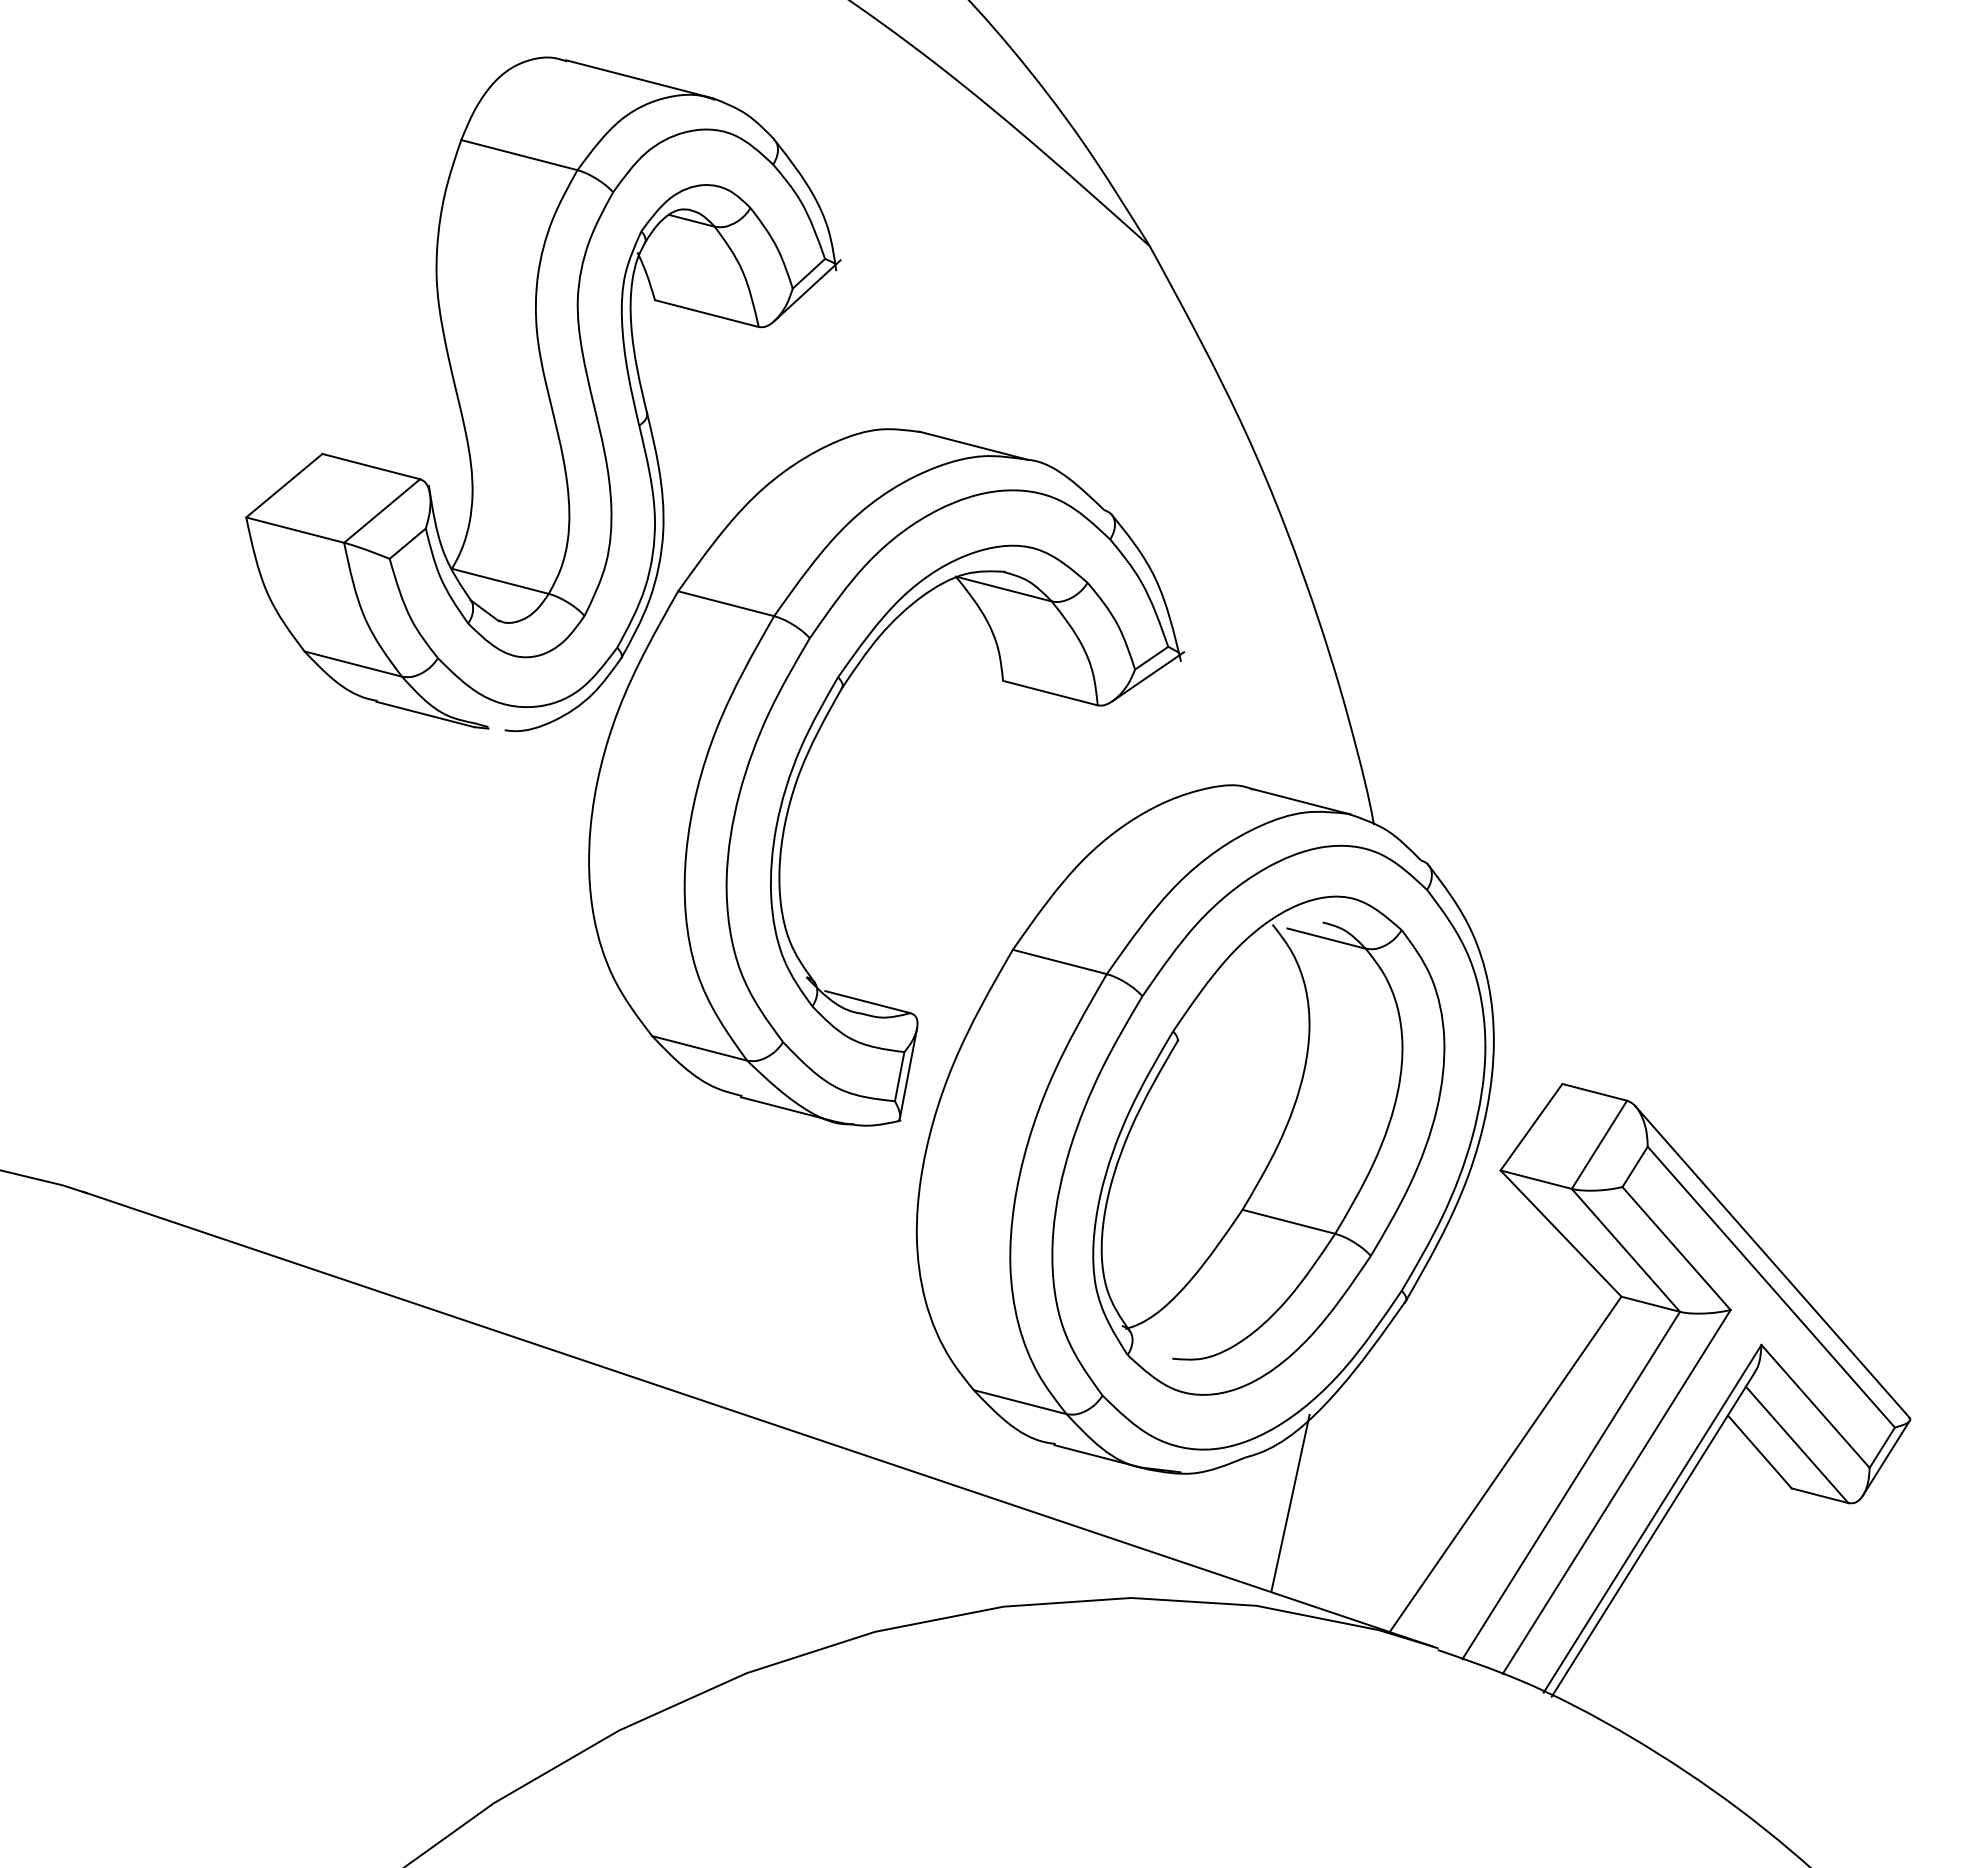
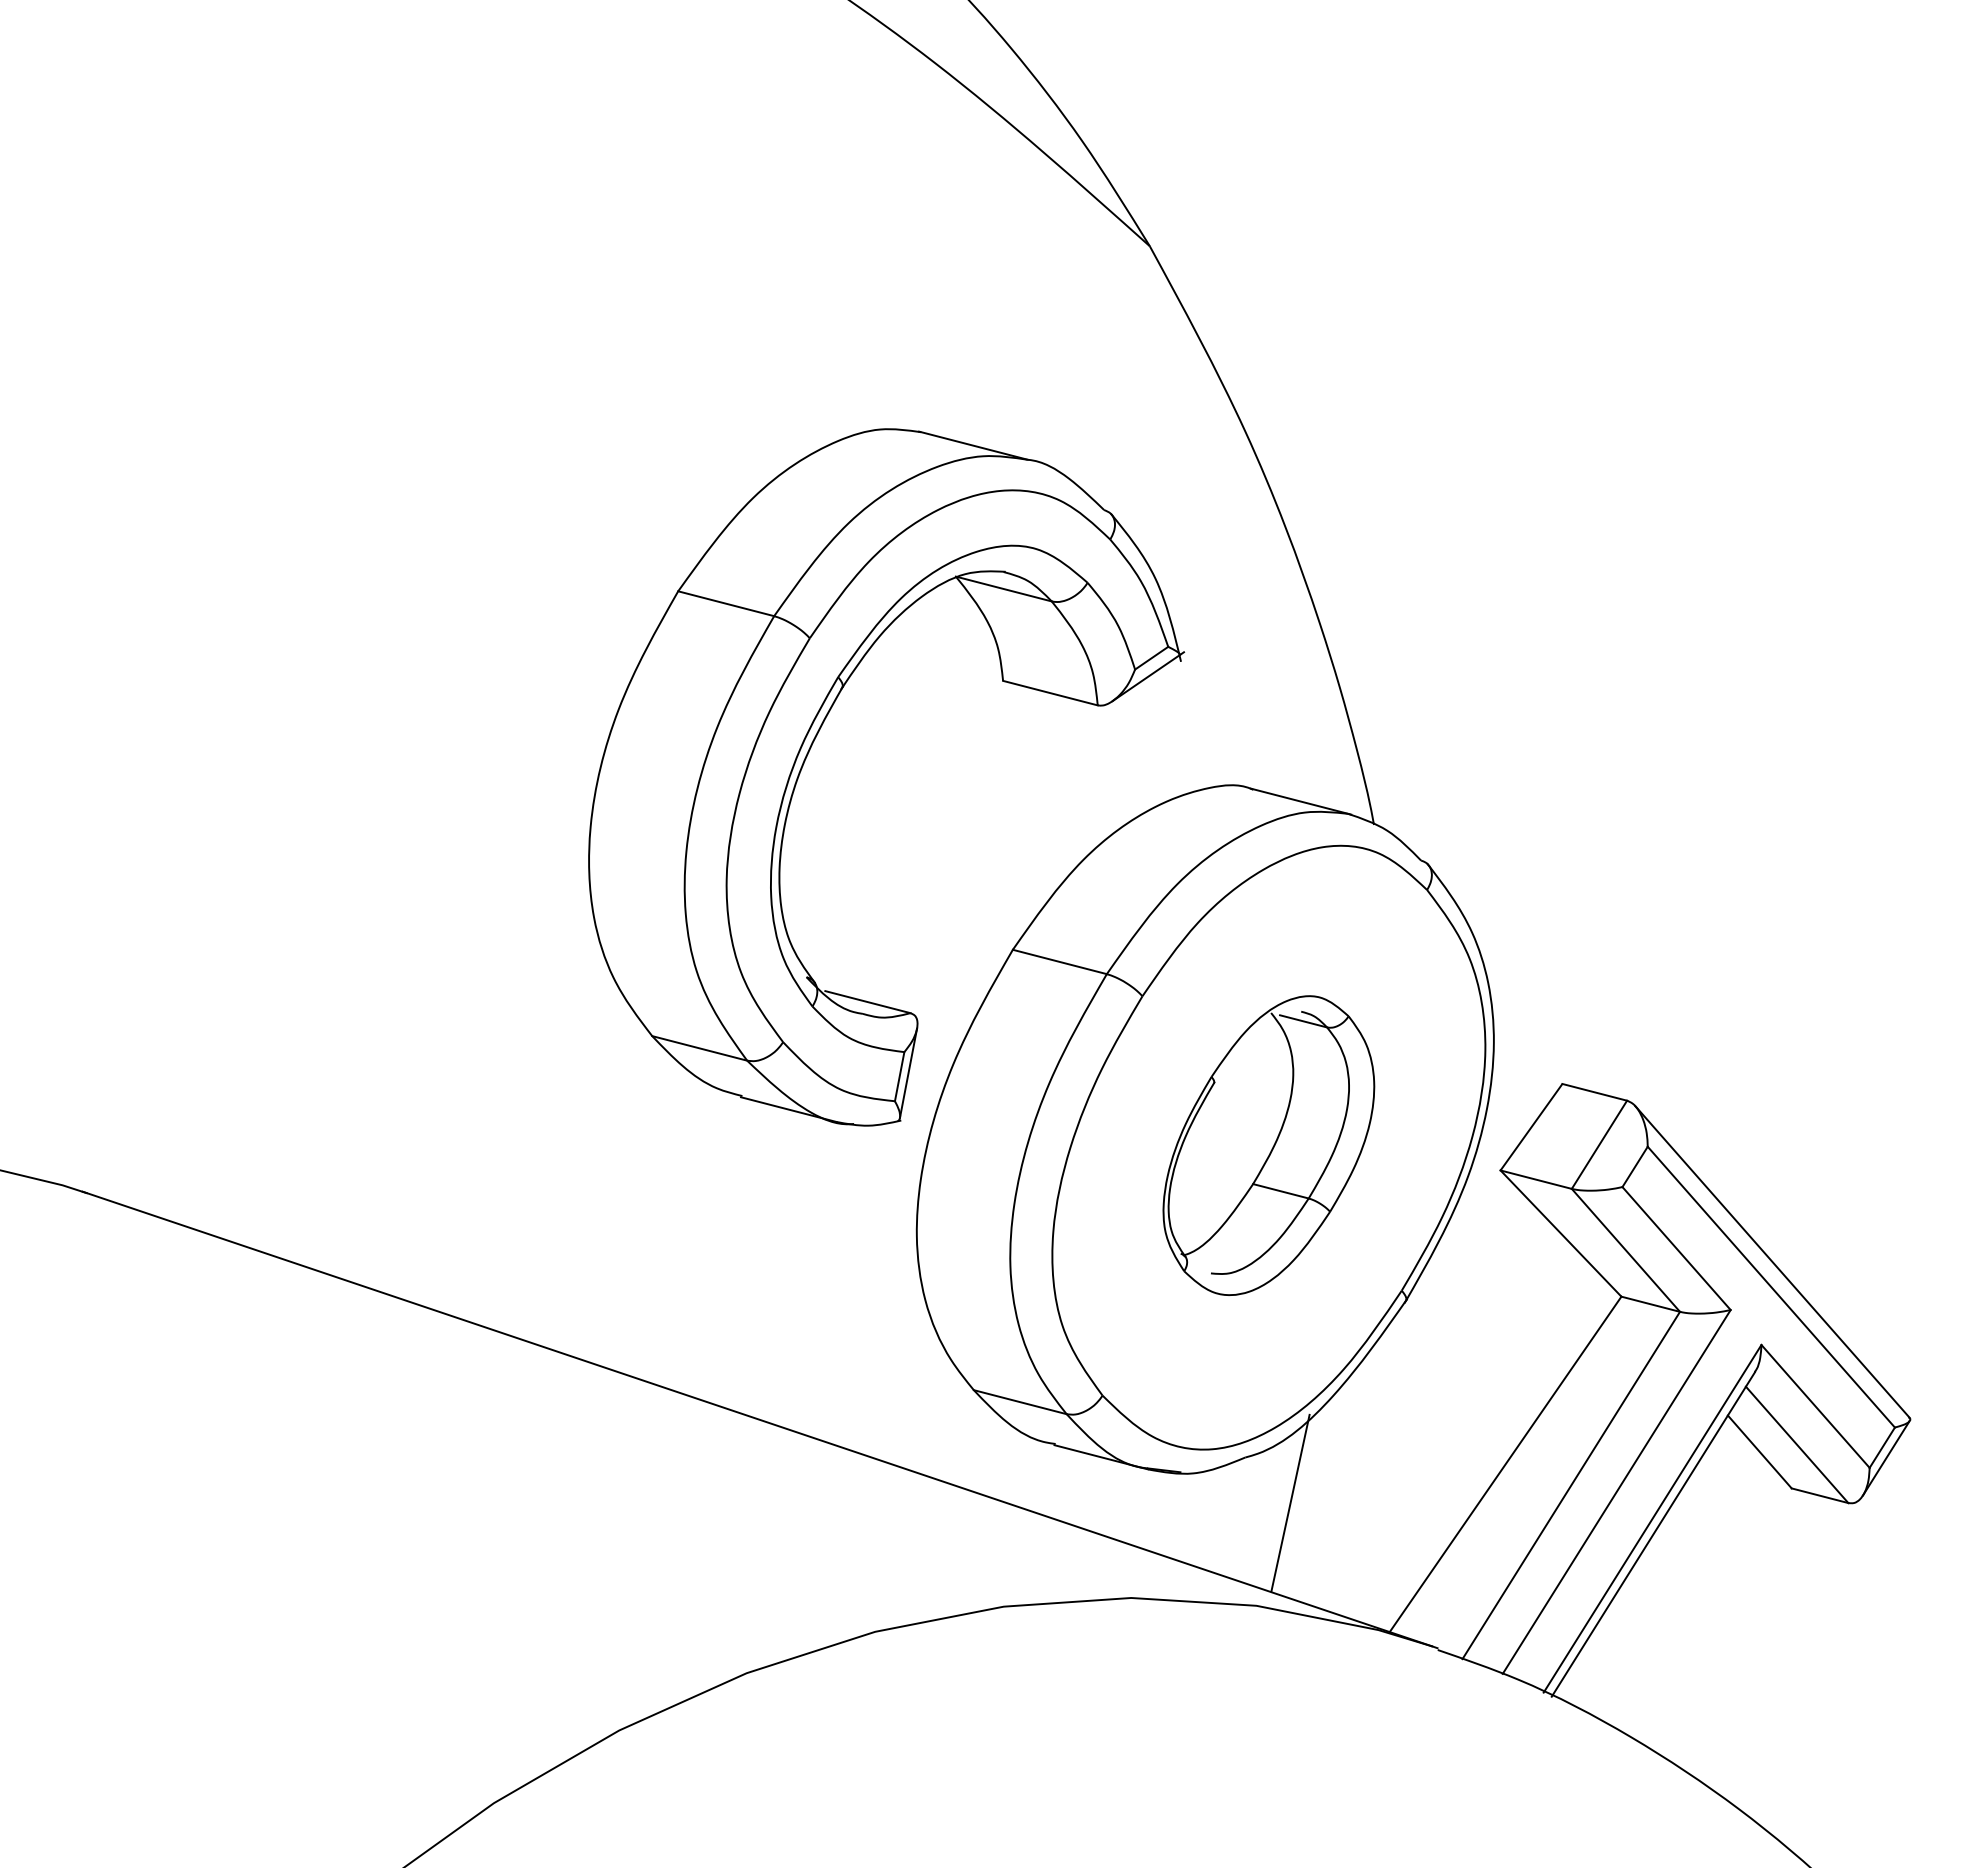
part: present -> none (543, 394)
part size: 354x501 px -> 214x301 px (1268, 1145)
